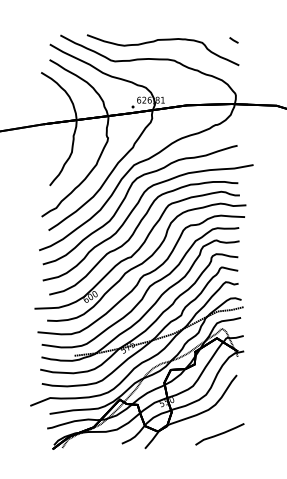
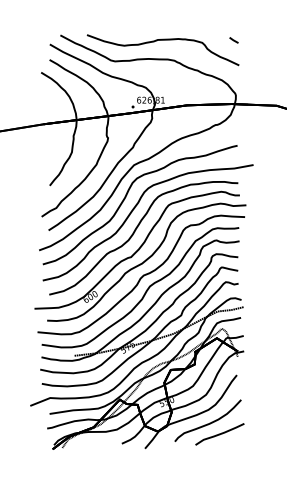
curve: none -> present (209, 422)
